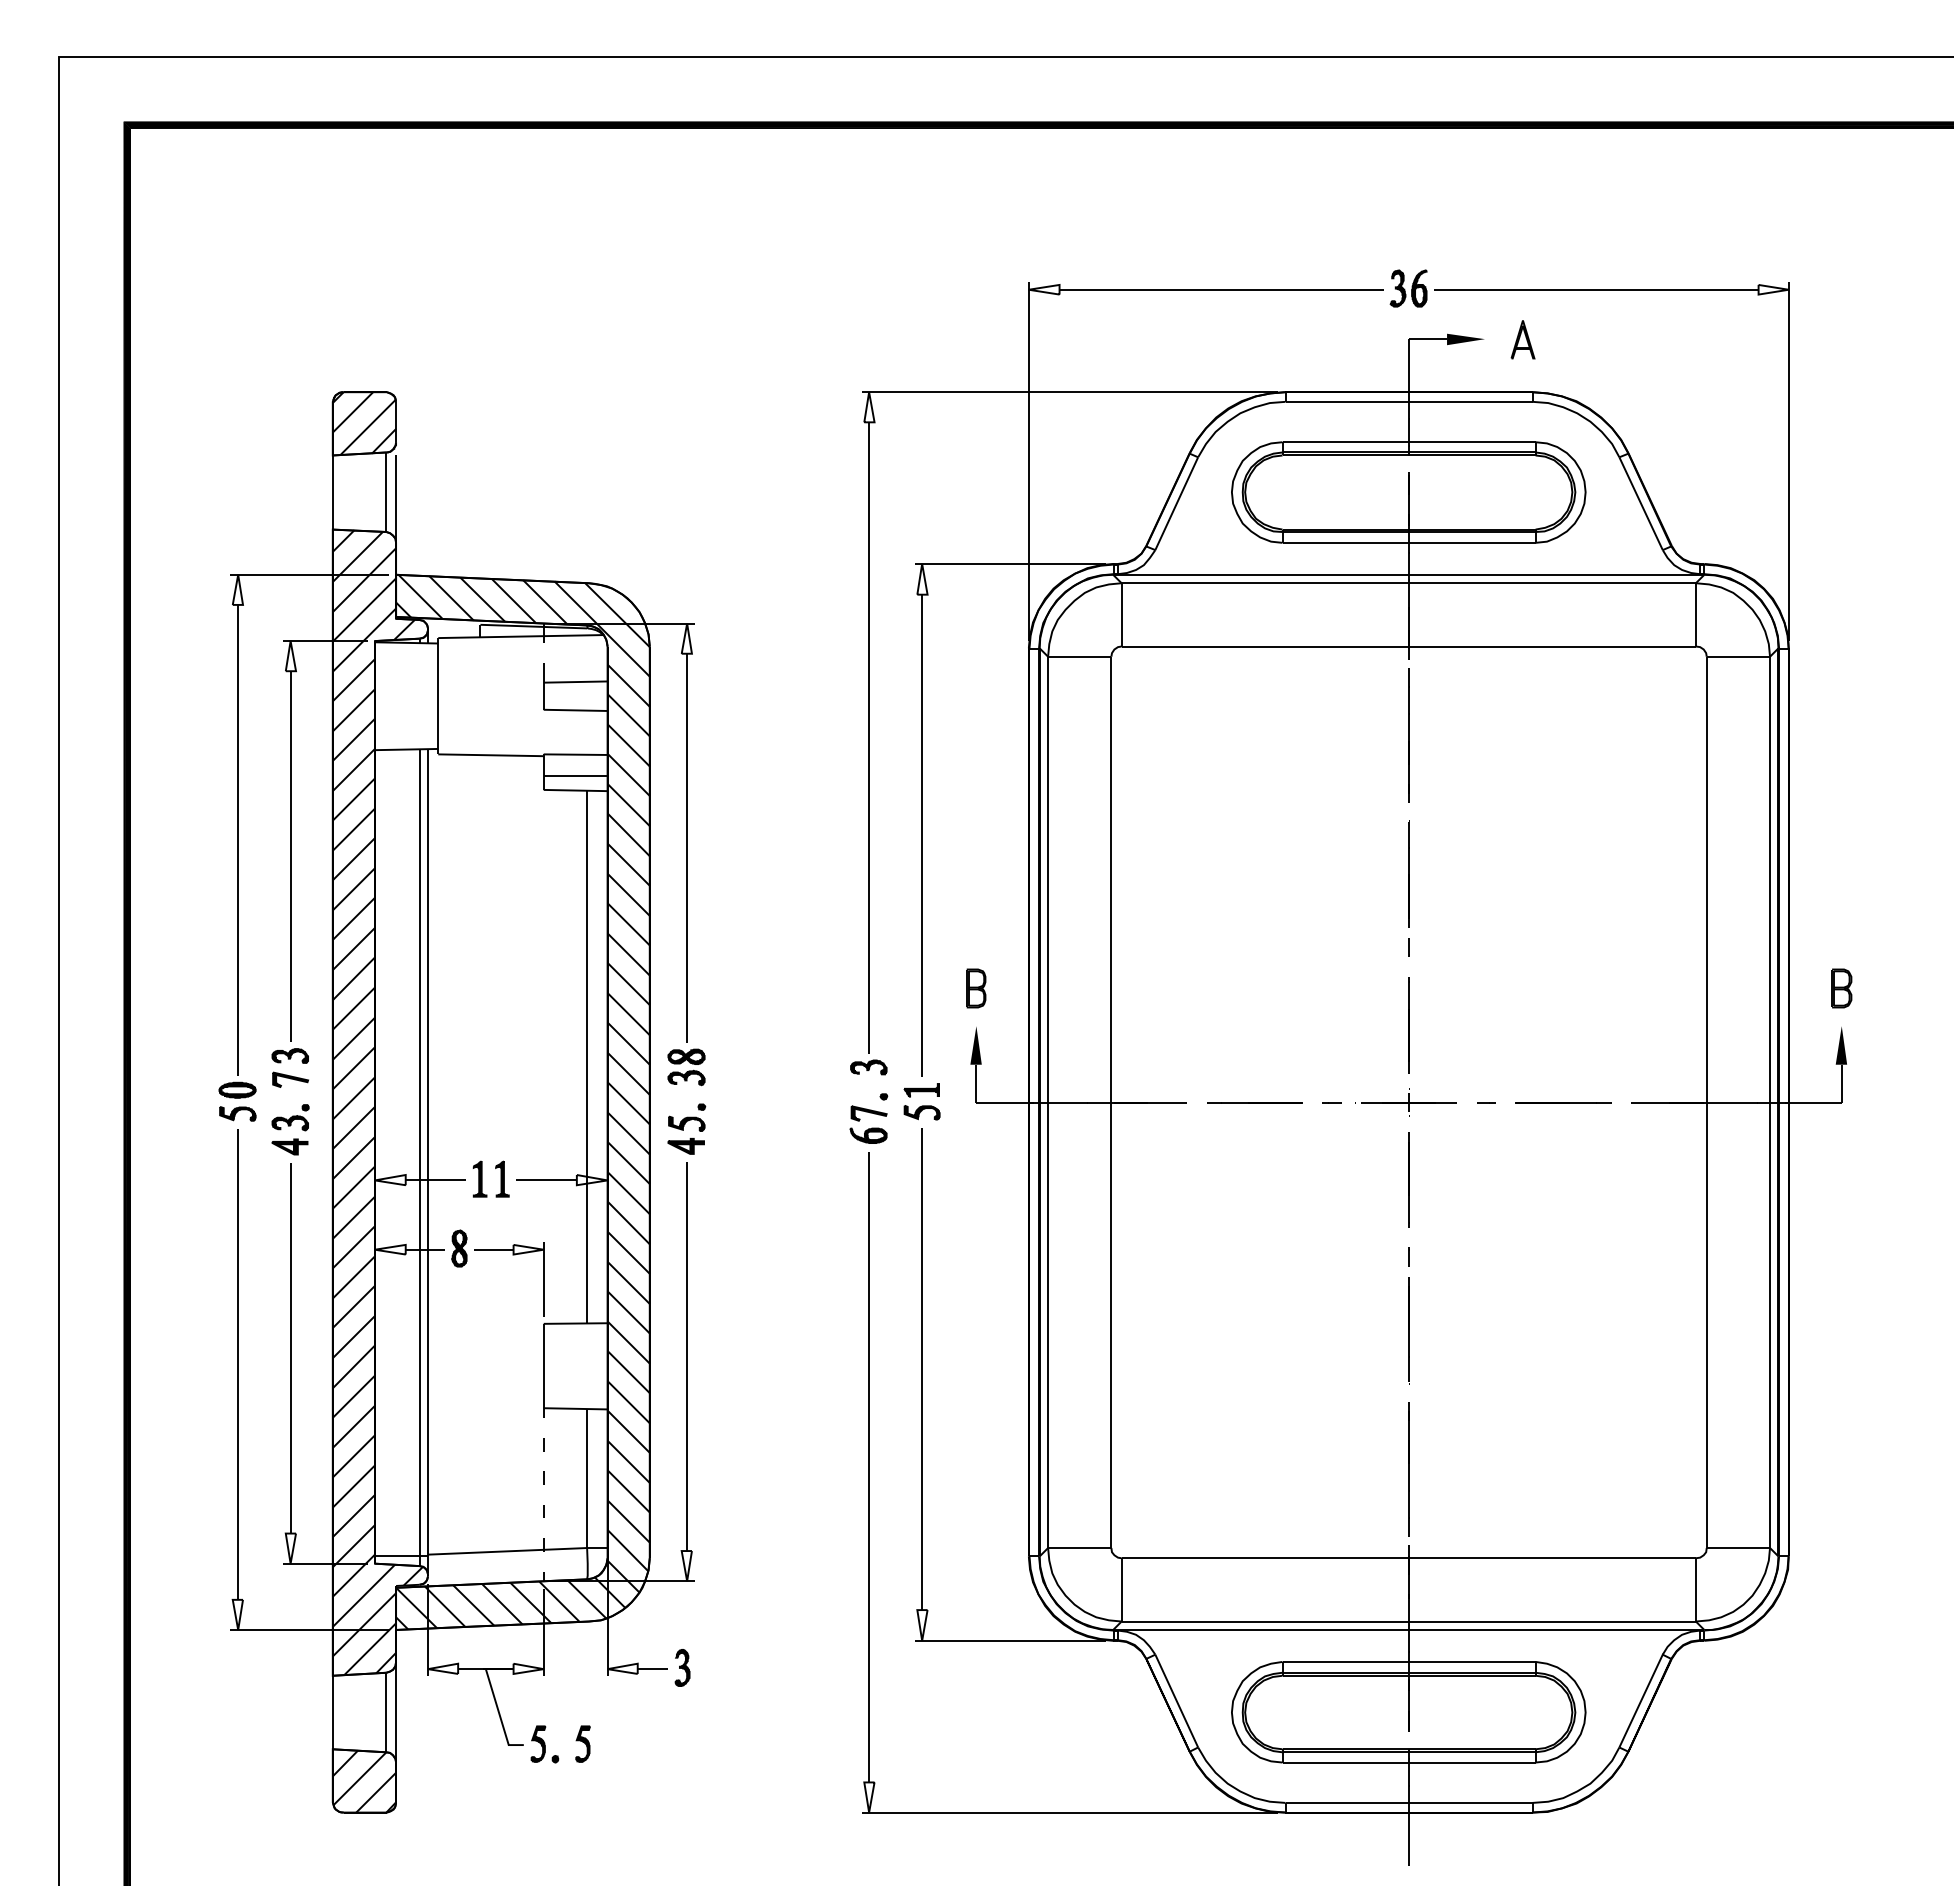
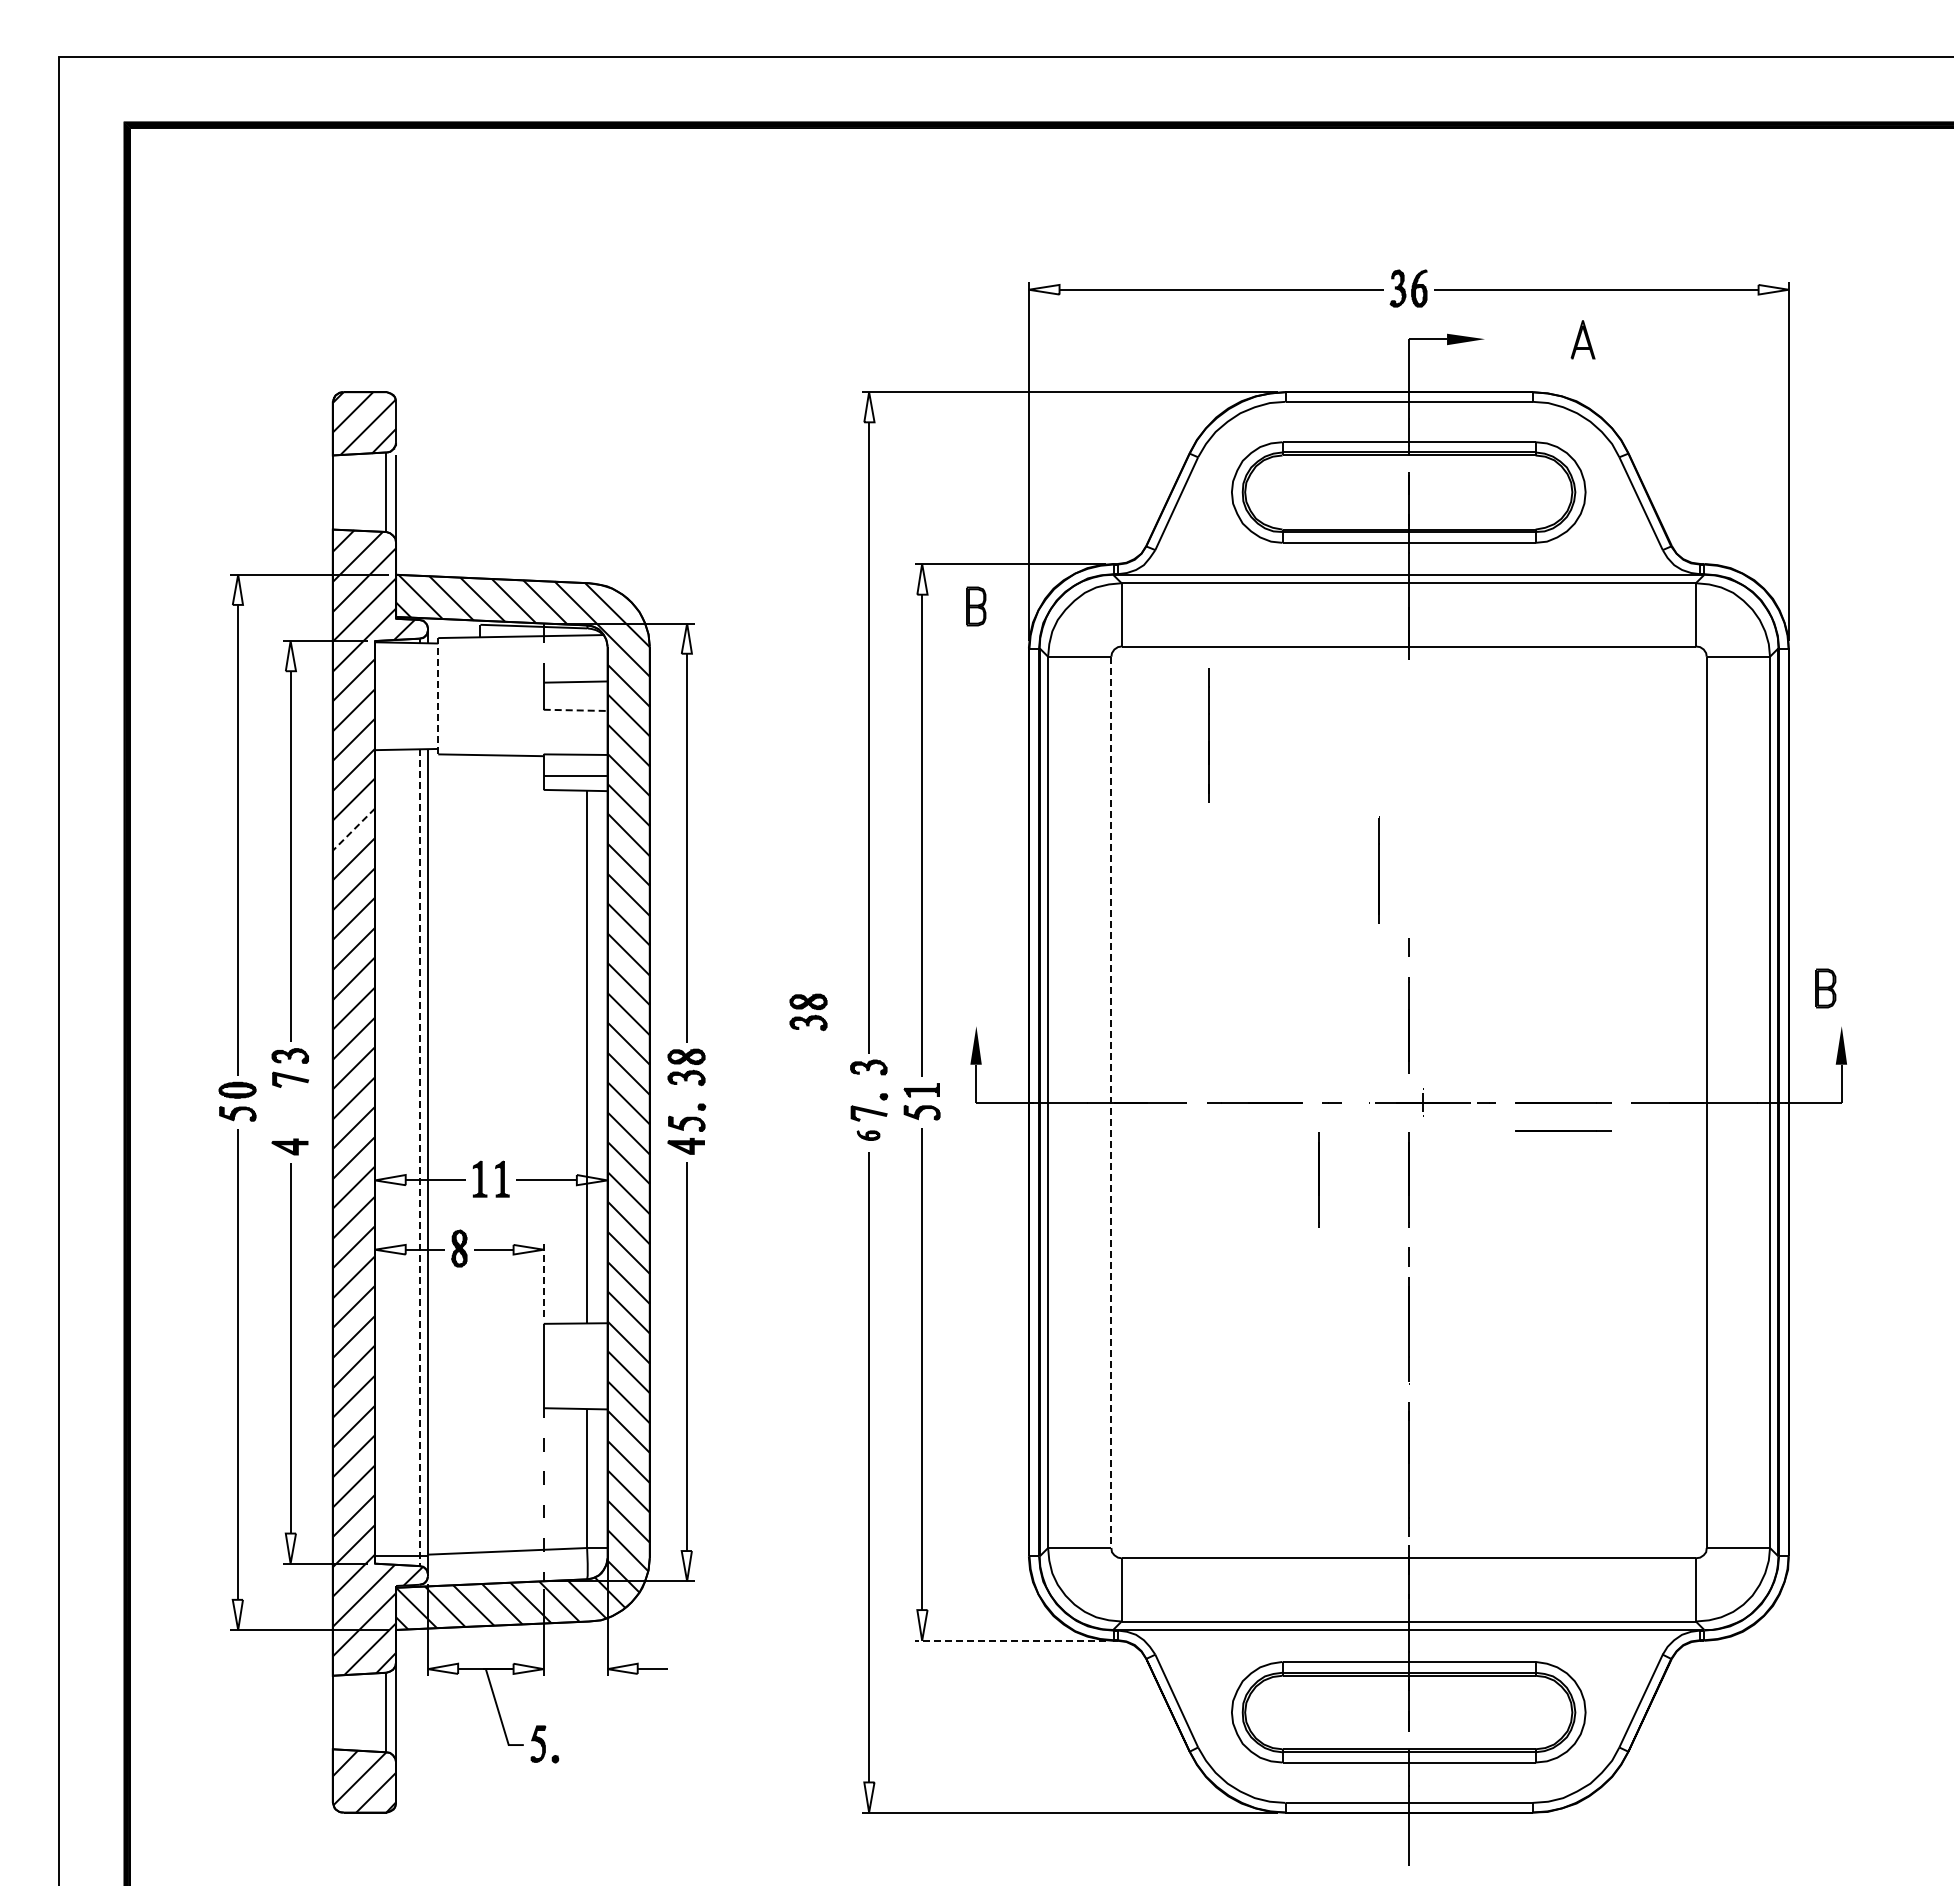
part position: (1522, 339) -> (1582, 339) (1582, 339)
line: solid -> dashed (438, 695)
line: solid -> dashed (575, 710)
line position: (1408, 735) -> (1208, 735) (1208, 735)
line: solid -> dashed (353, 829)
line position: (1408, 873) -> (1378, 869) (1378, 869)
part position: (976, 988) -> (976, 606) (976, 606)
part position: (1841, 988) -> (1825, 988) (1825, 988)
part: none -> present (808, 1012)
line: solid -> dashed (1111, 1102)
part position: (1405, 1102) -> (1419, 1102) (1419, 1102)
part: present -> none (290, 1117)
line: none -> present (1563, 1130)
part size: 39x17 px -> 25x11 px (868, 1135)
line: solid -> dashed (419, 1157)
line: none -> present (1318, 1179)
line: solid -> dashed (543, 1278)
line: solid -> dashed (1010, 1640)
part: present -> none (682, 1667)
part: present -> none (582, 1743)
